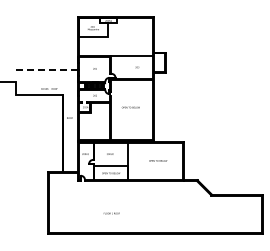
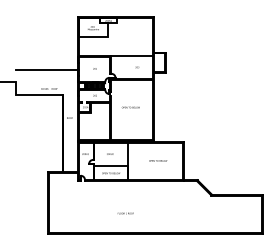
line: dashed -> solid (46, 70)
text position: (111, 213) -> (125, 213) (125, 213)
